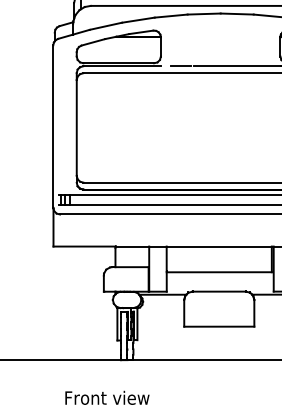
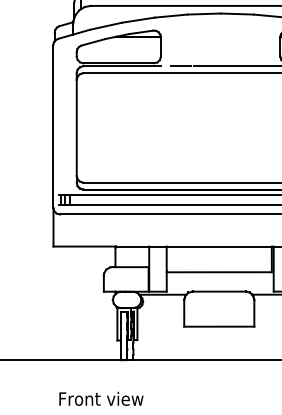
text position: (107, 397) -> (101, 398) (101, 398)
